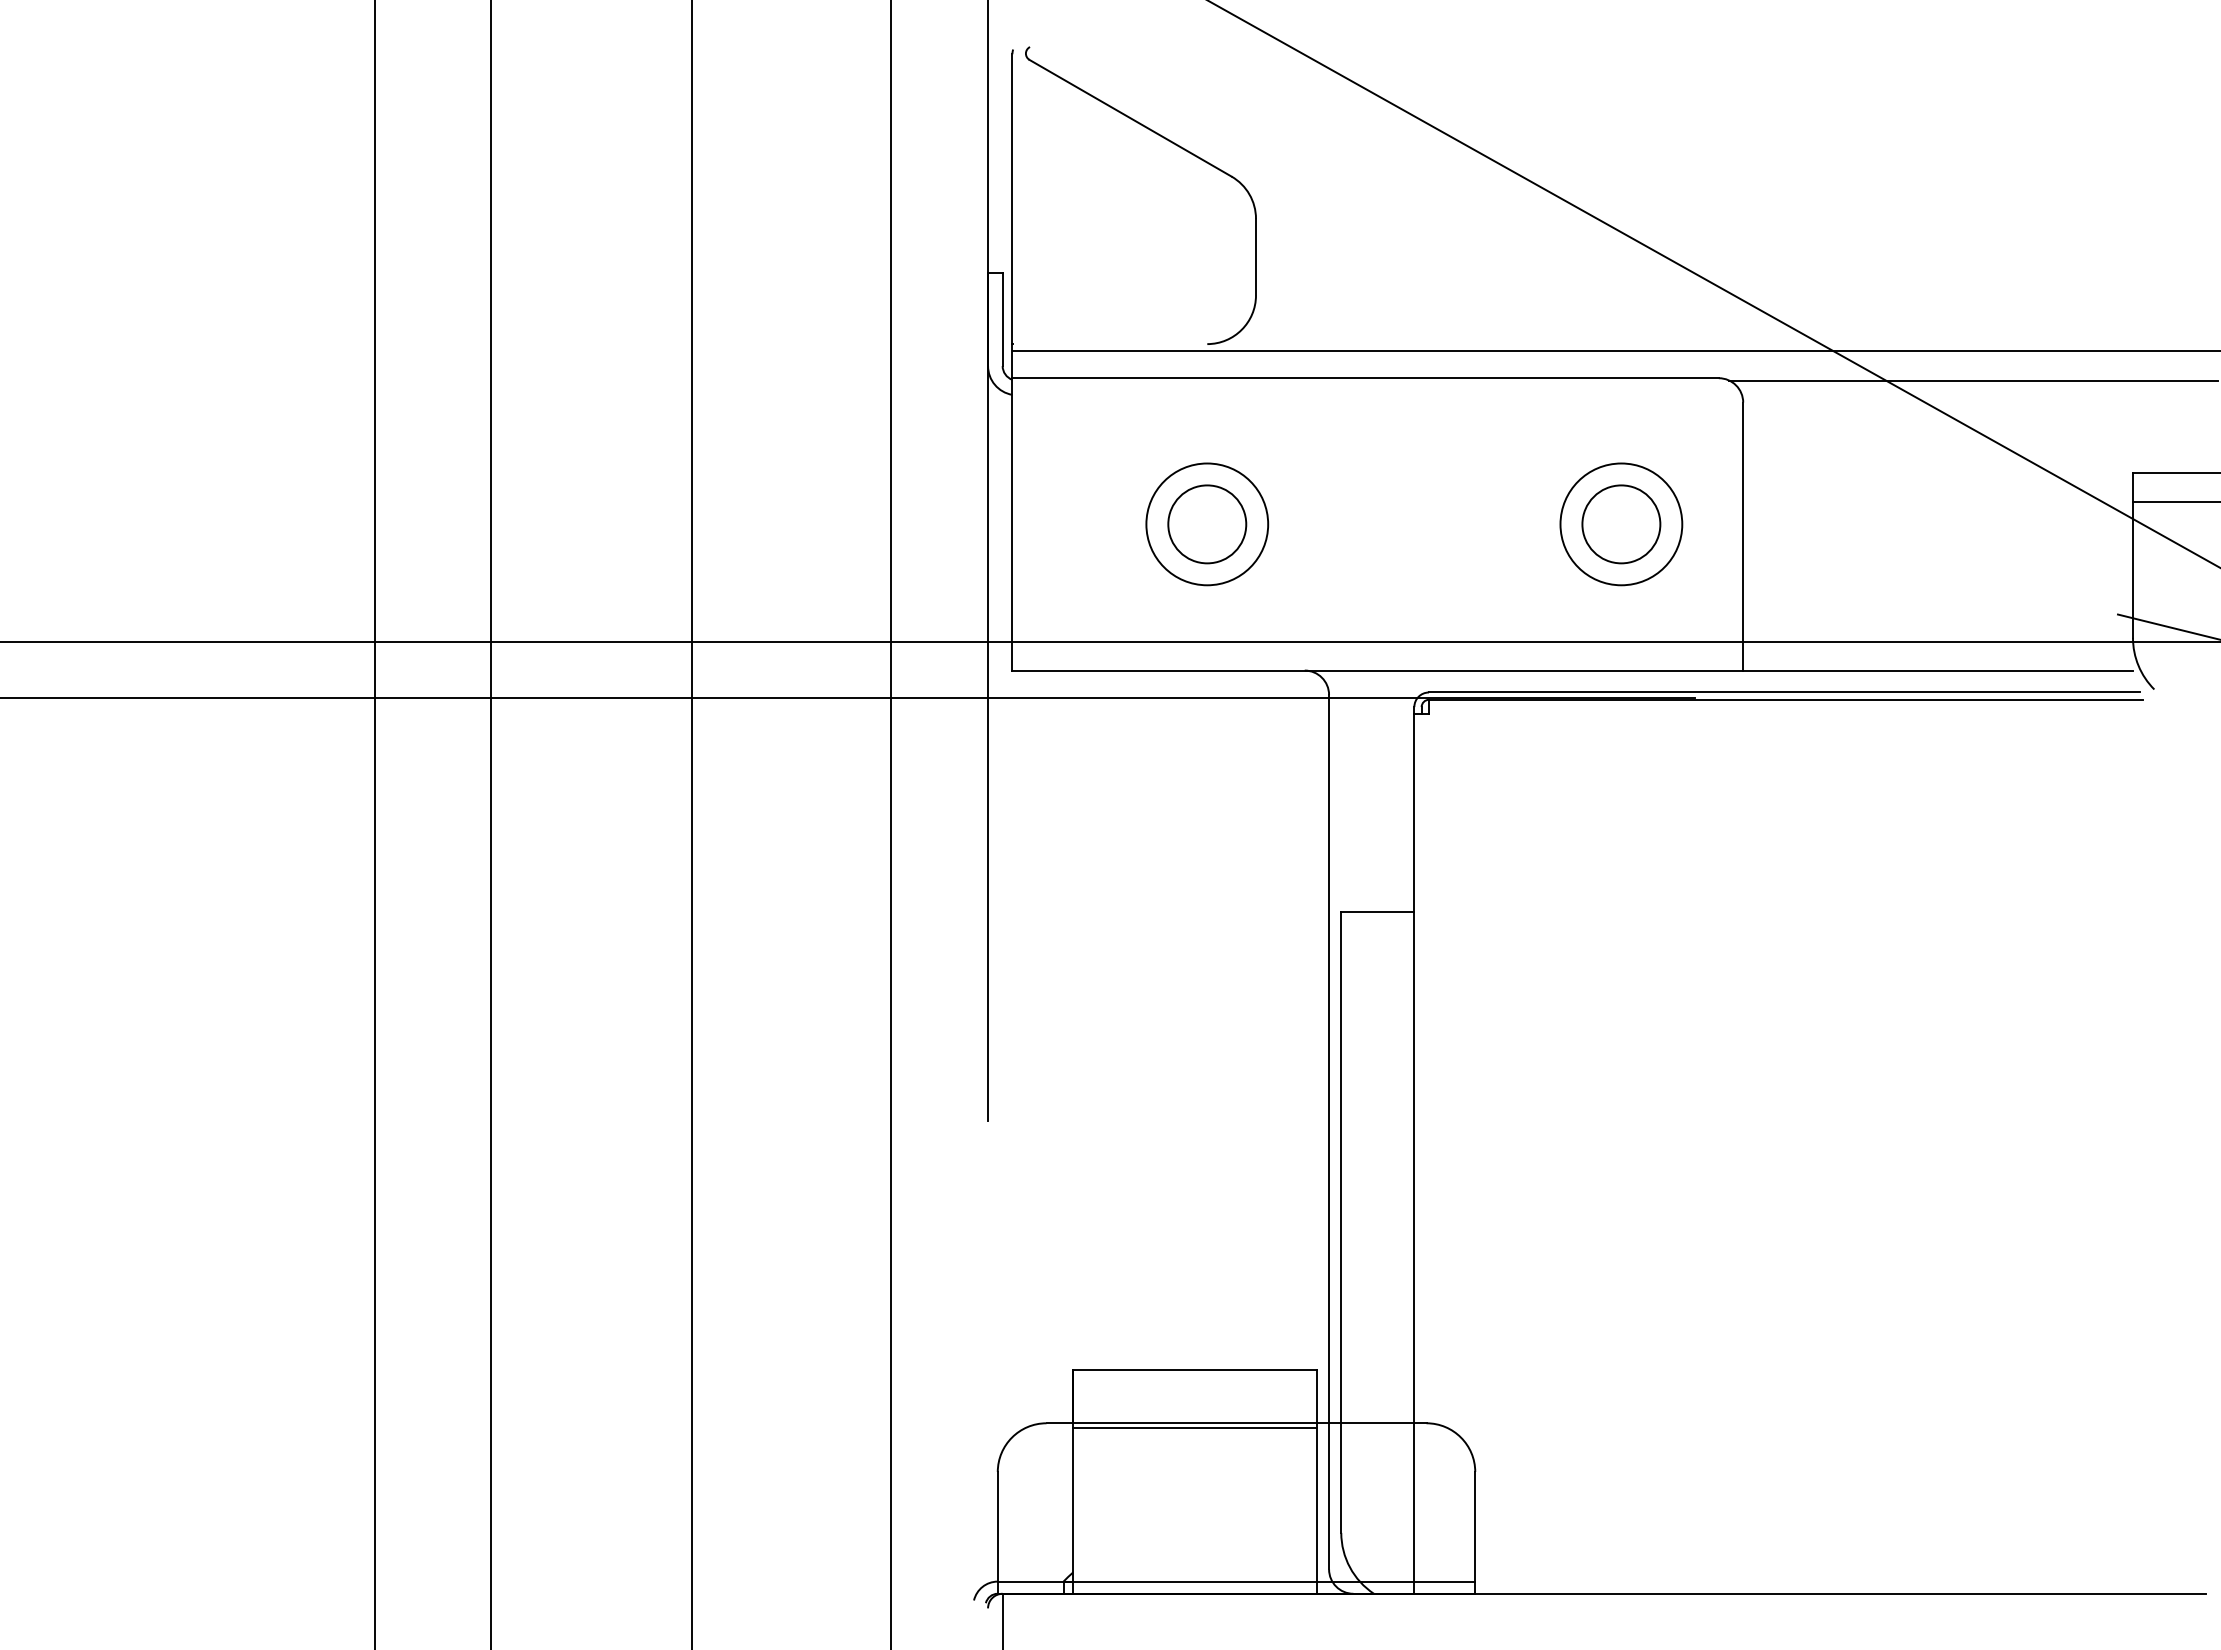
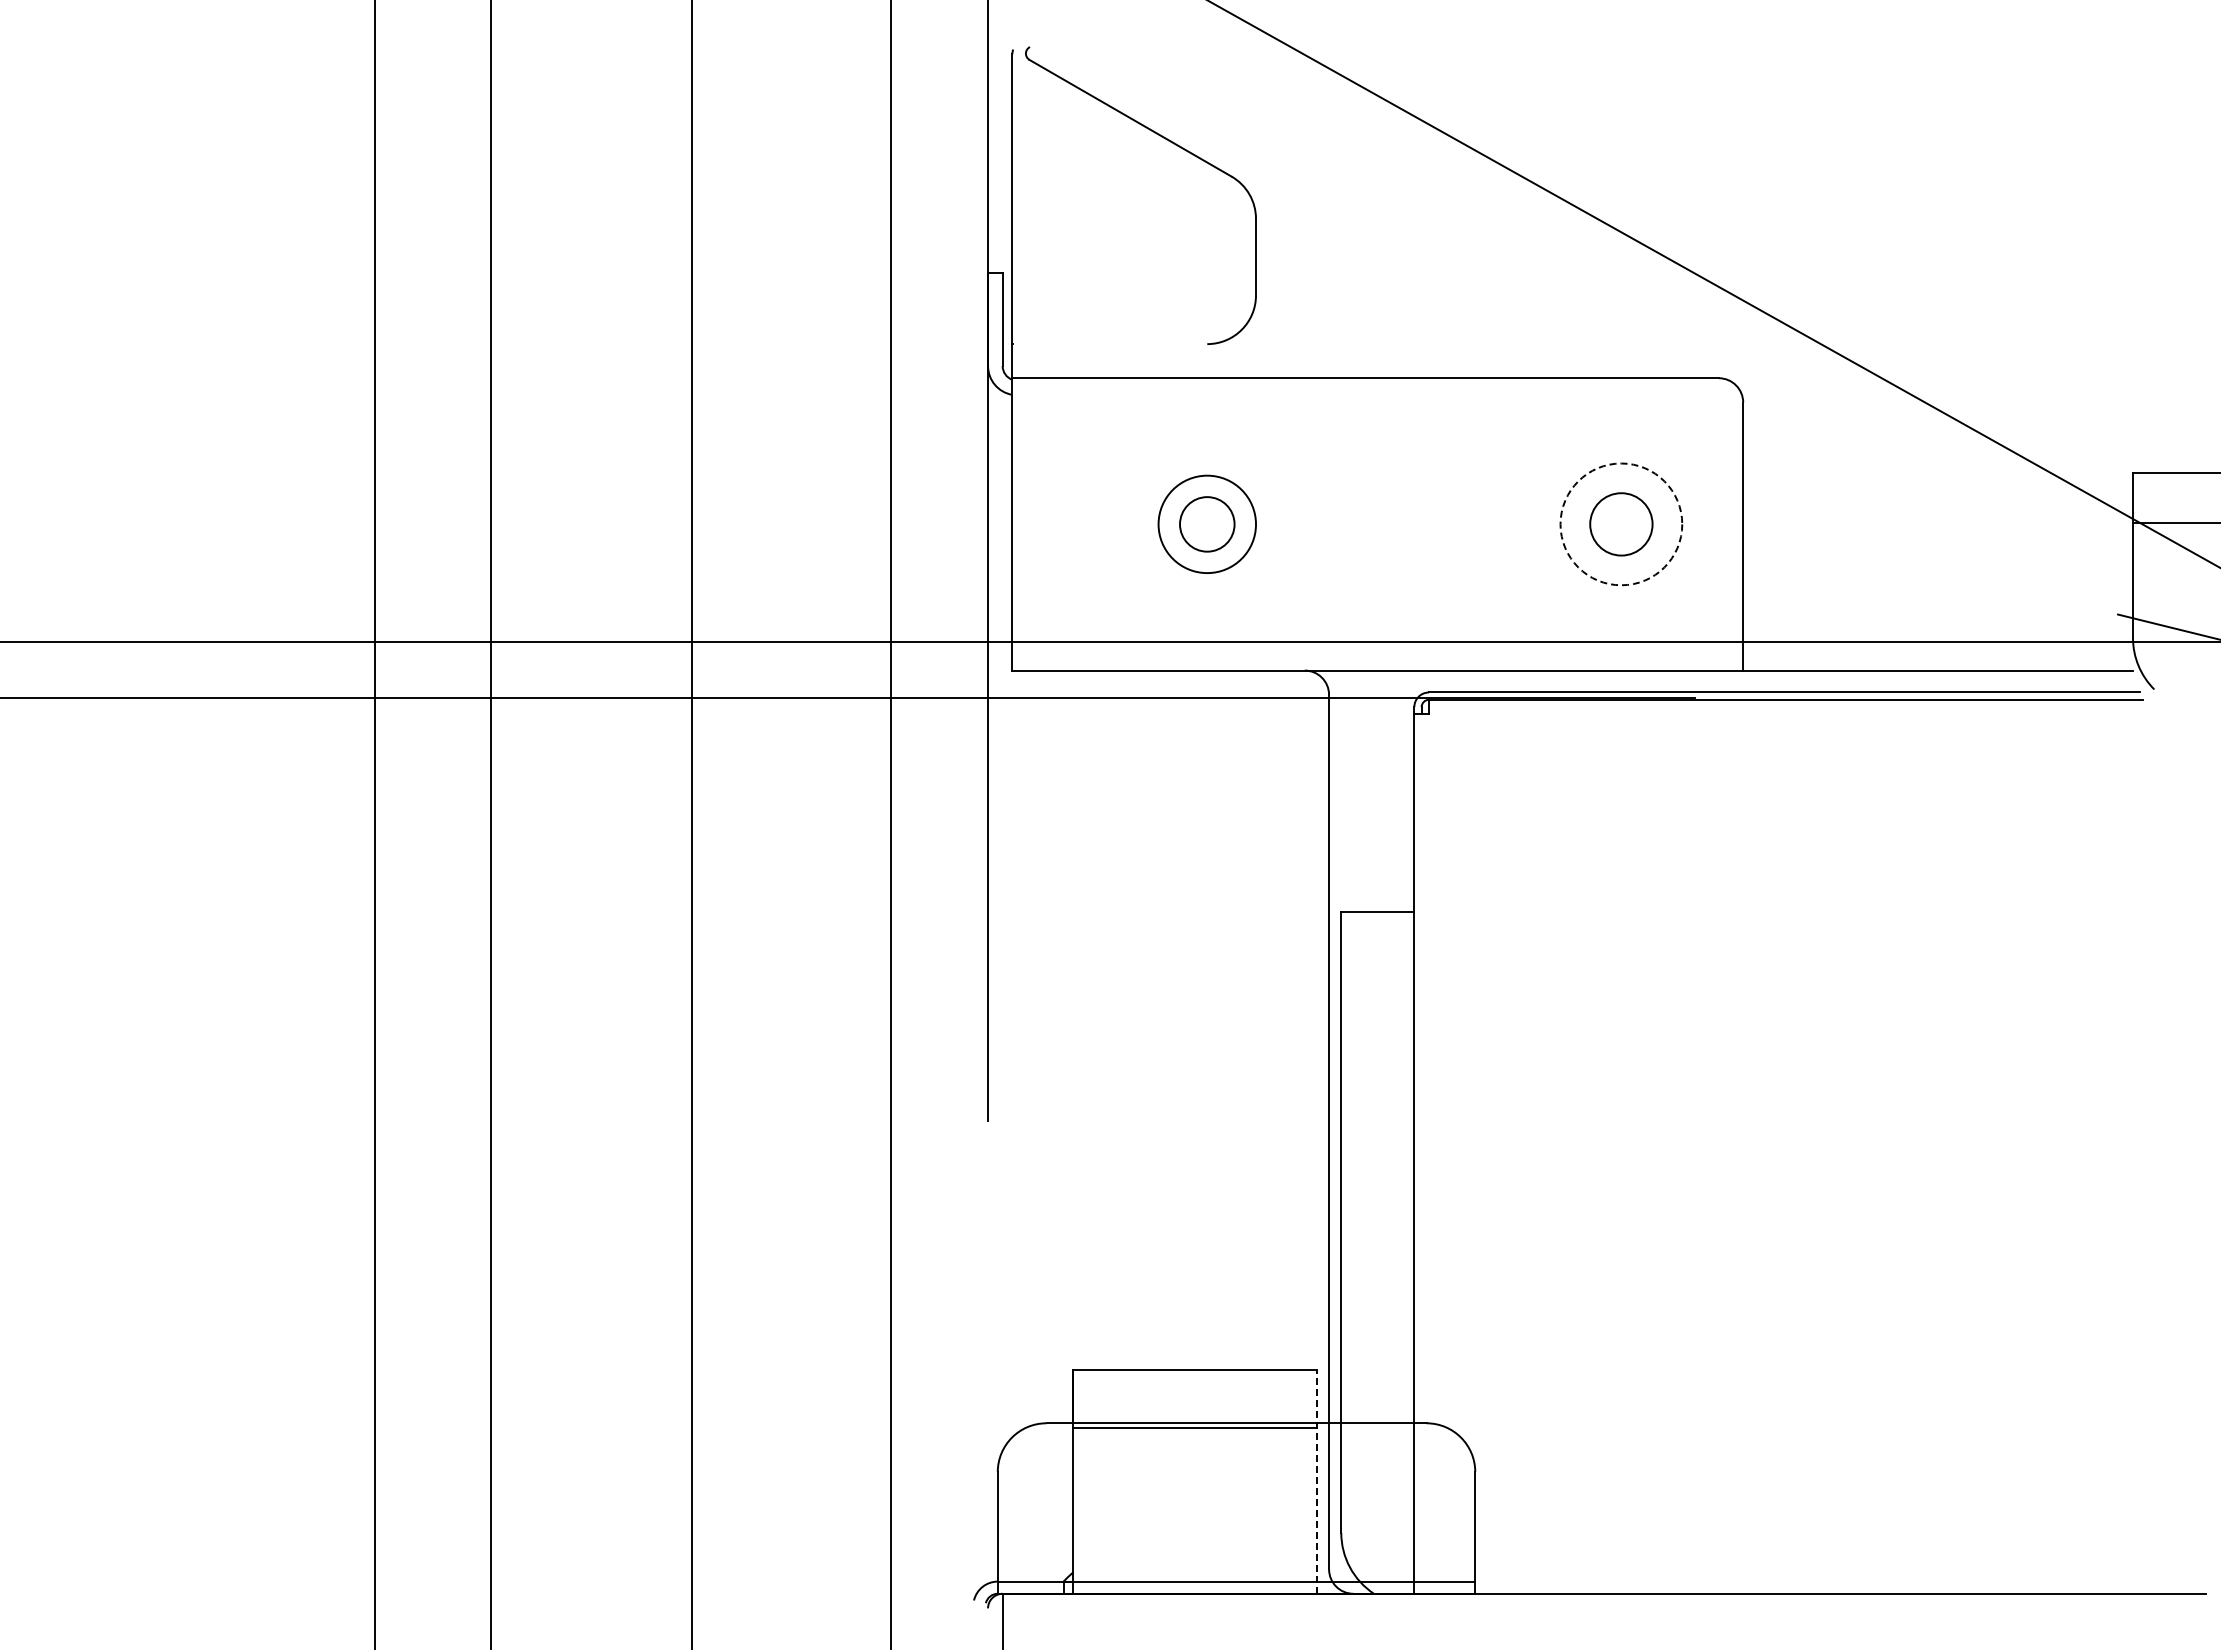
line: present -> none (1615, 351)
line: present -> none (1973, 380)
line position: (2174, 502) -> (2174, 523) (2174, 523)
circle diameter: 122 px -> 97 px (1207, 524)
circle diameter: 78 px -> 55 px (1207, 524)
circle diameter: 78 px -> 62 px (1621, 524)
circle: solid -> dashed (1621, 524)
line: solid -> dashed (1316, 1481)
